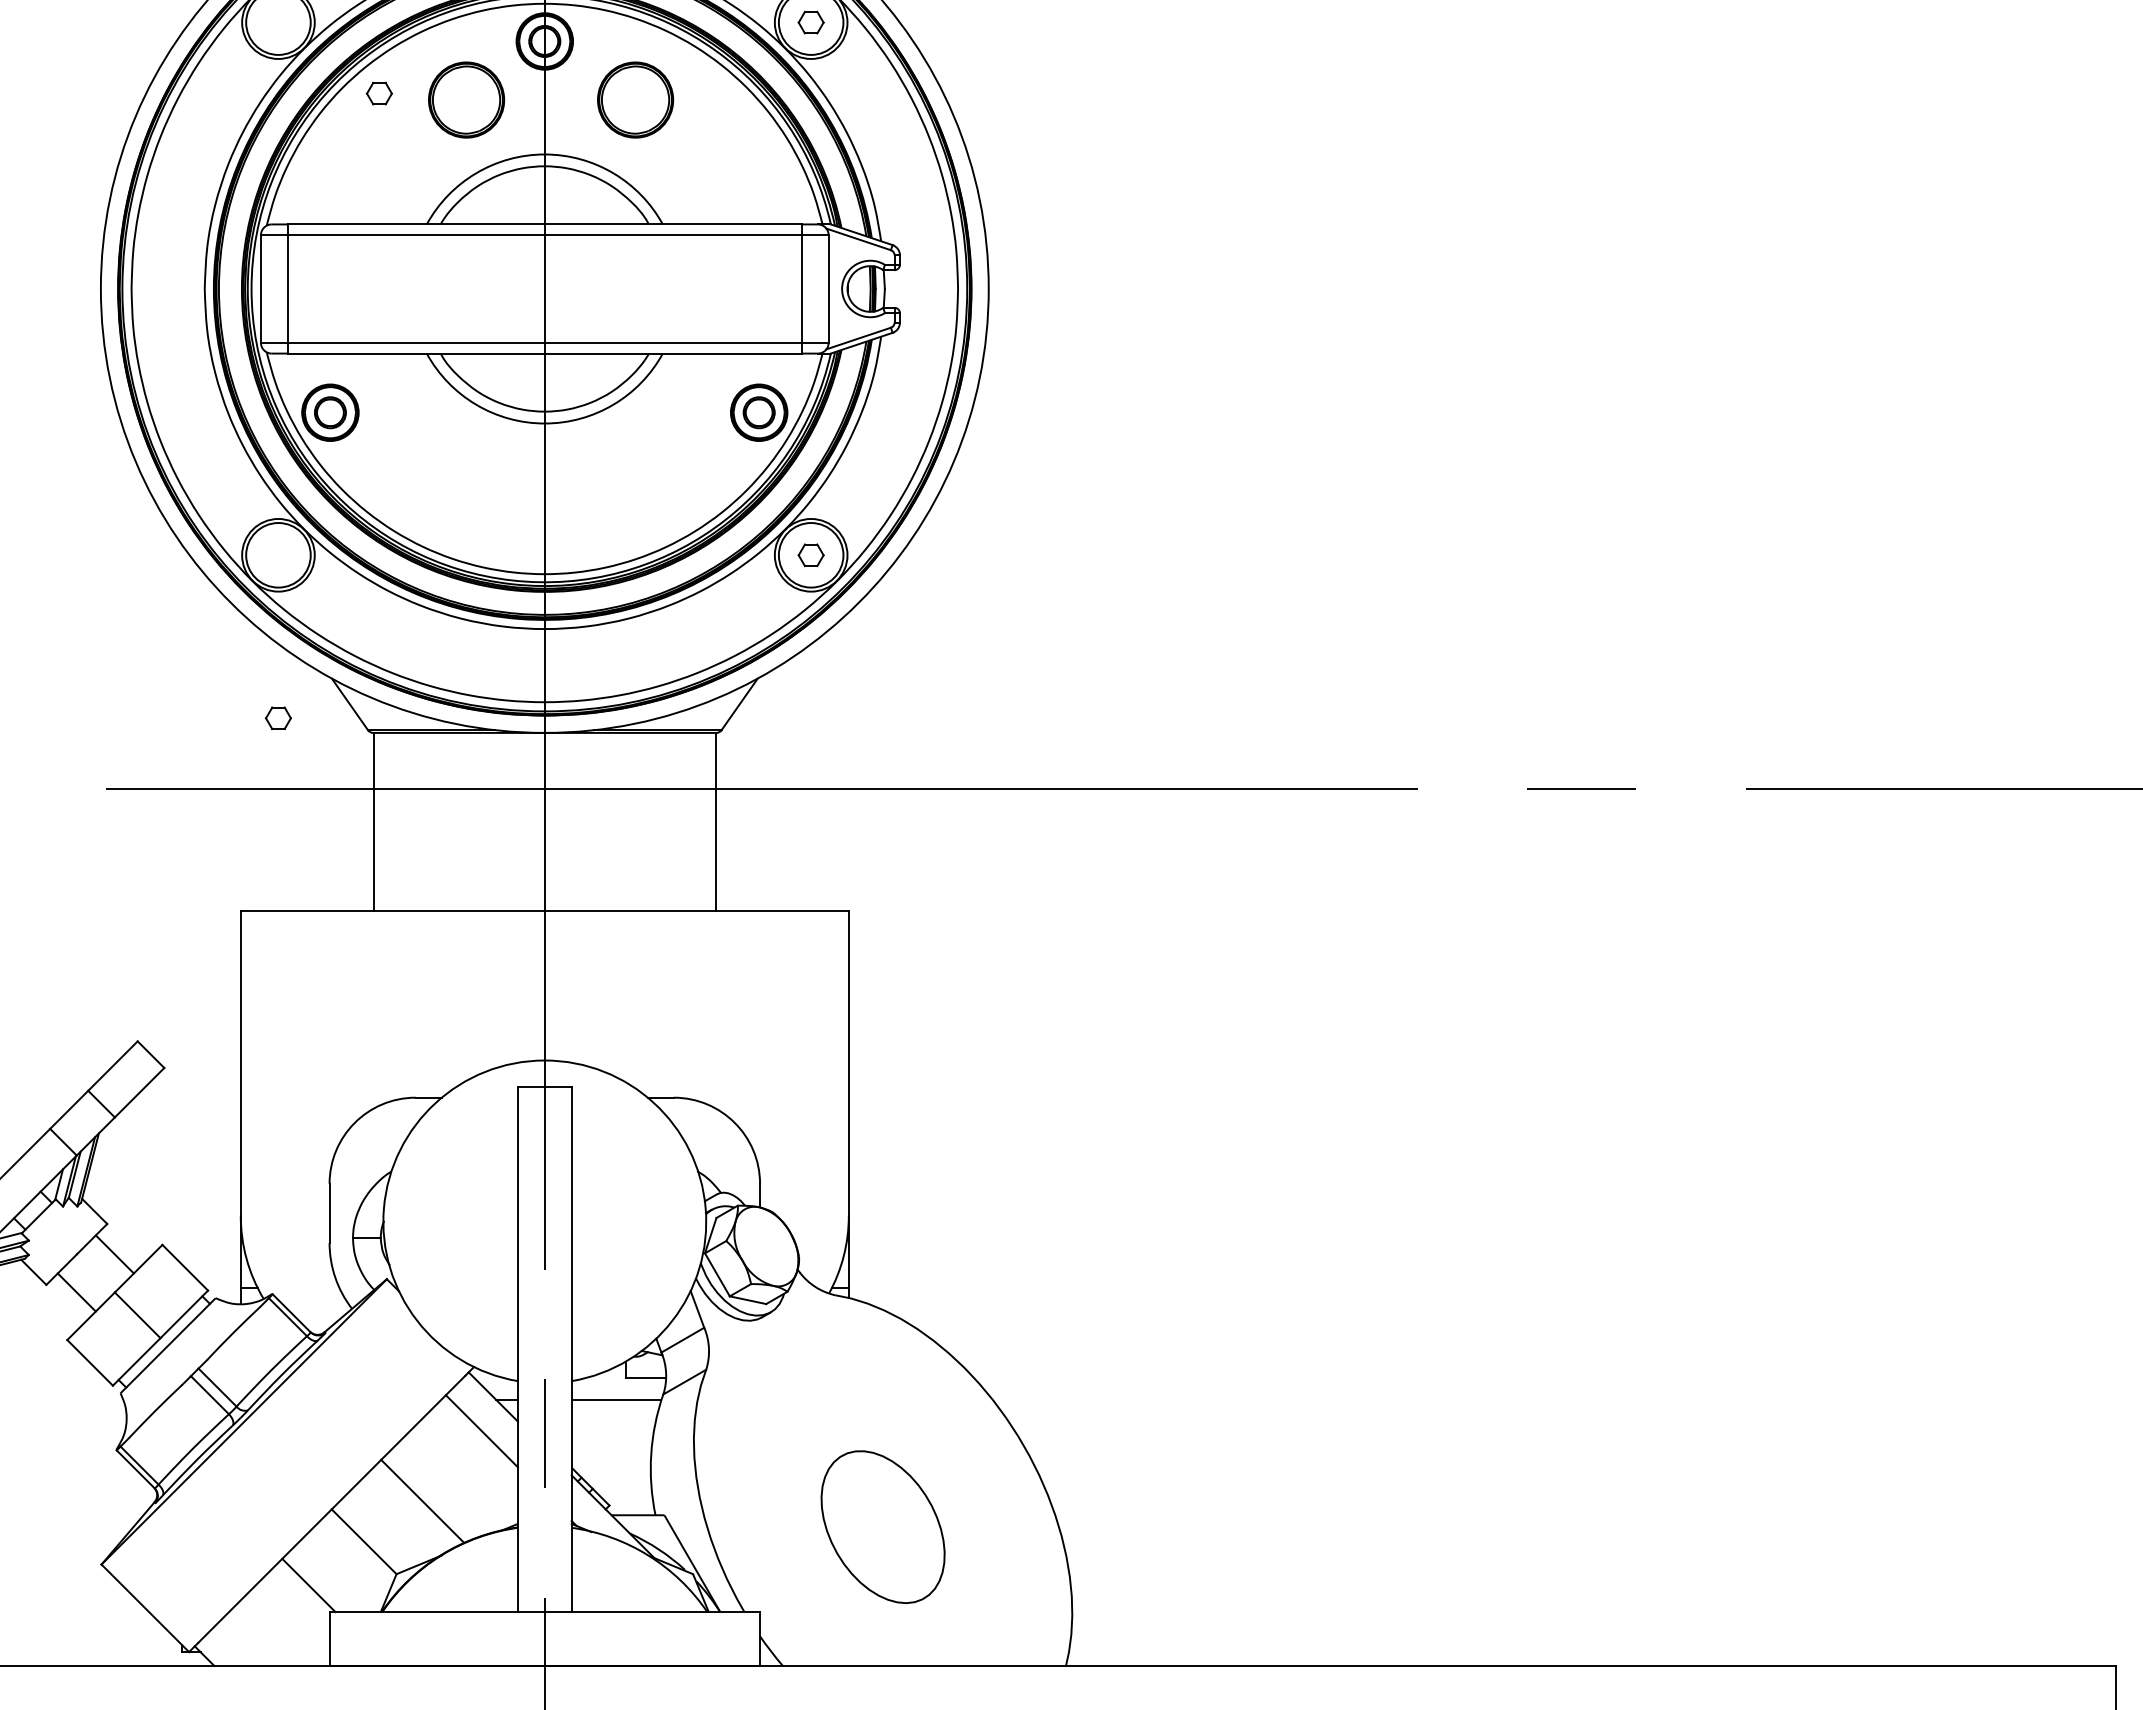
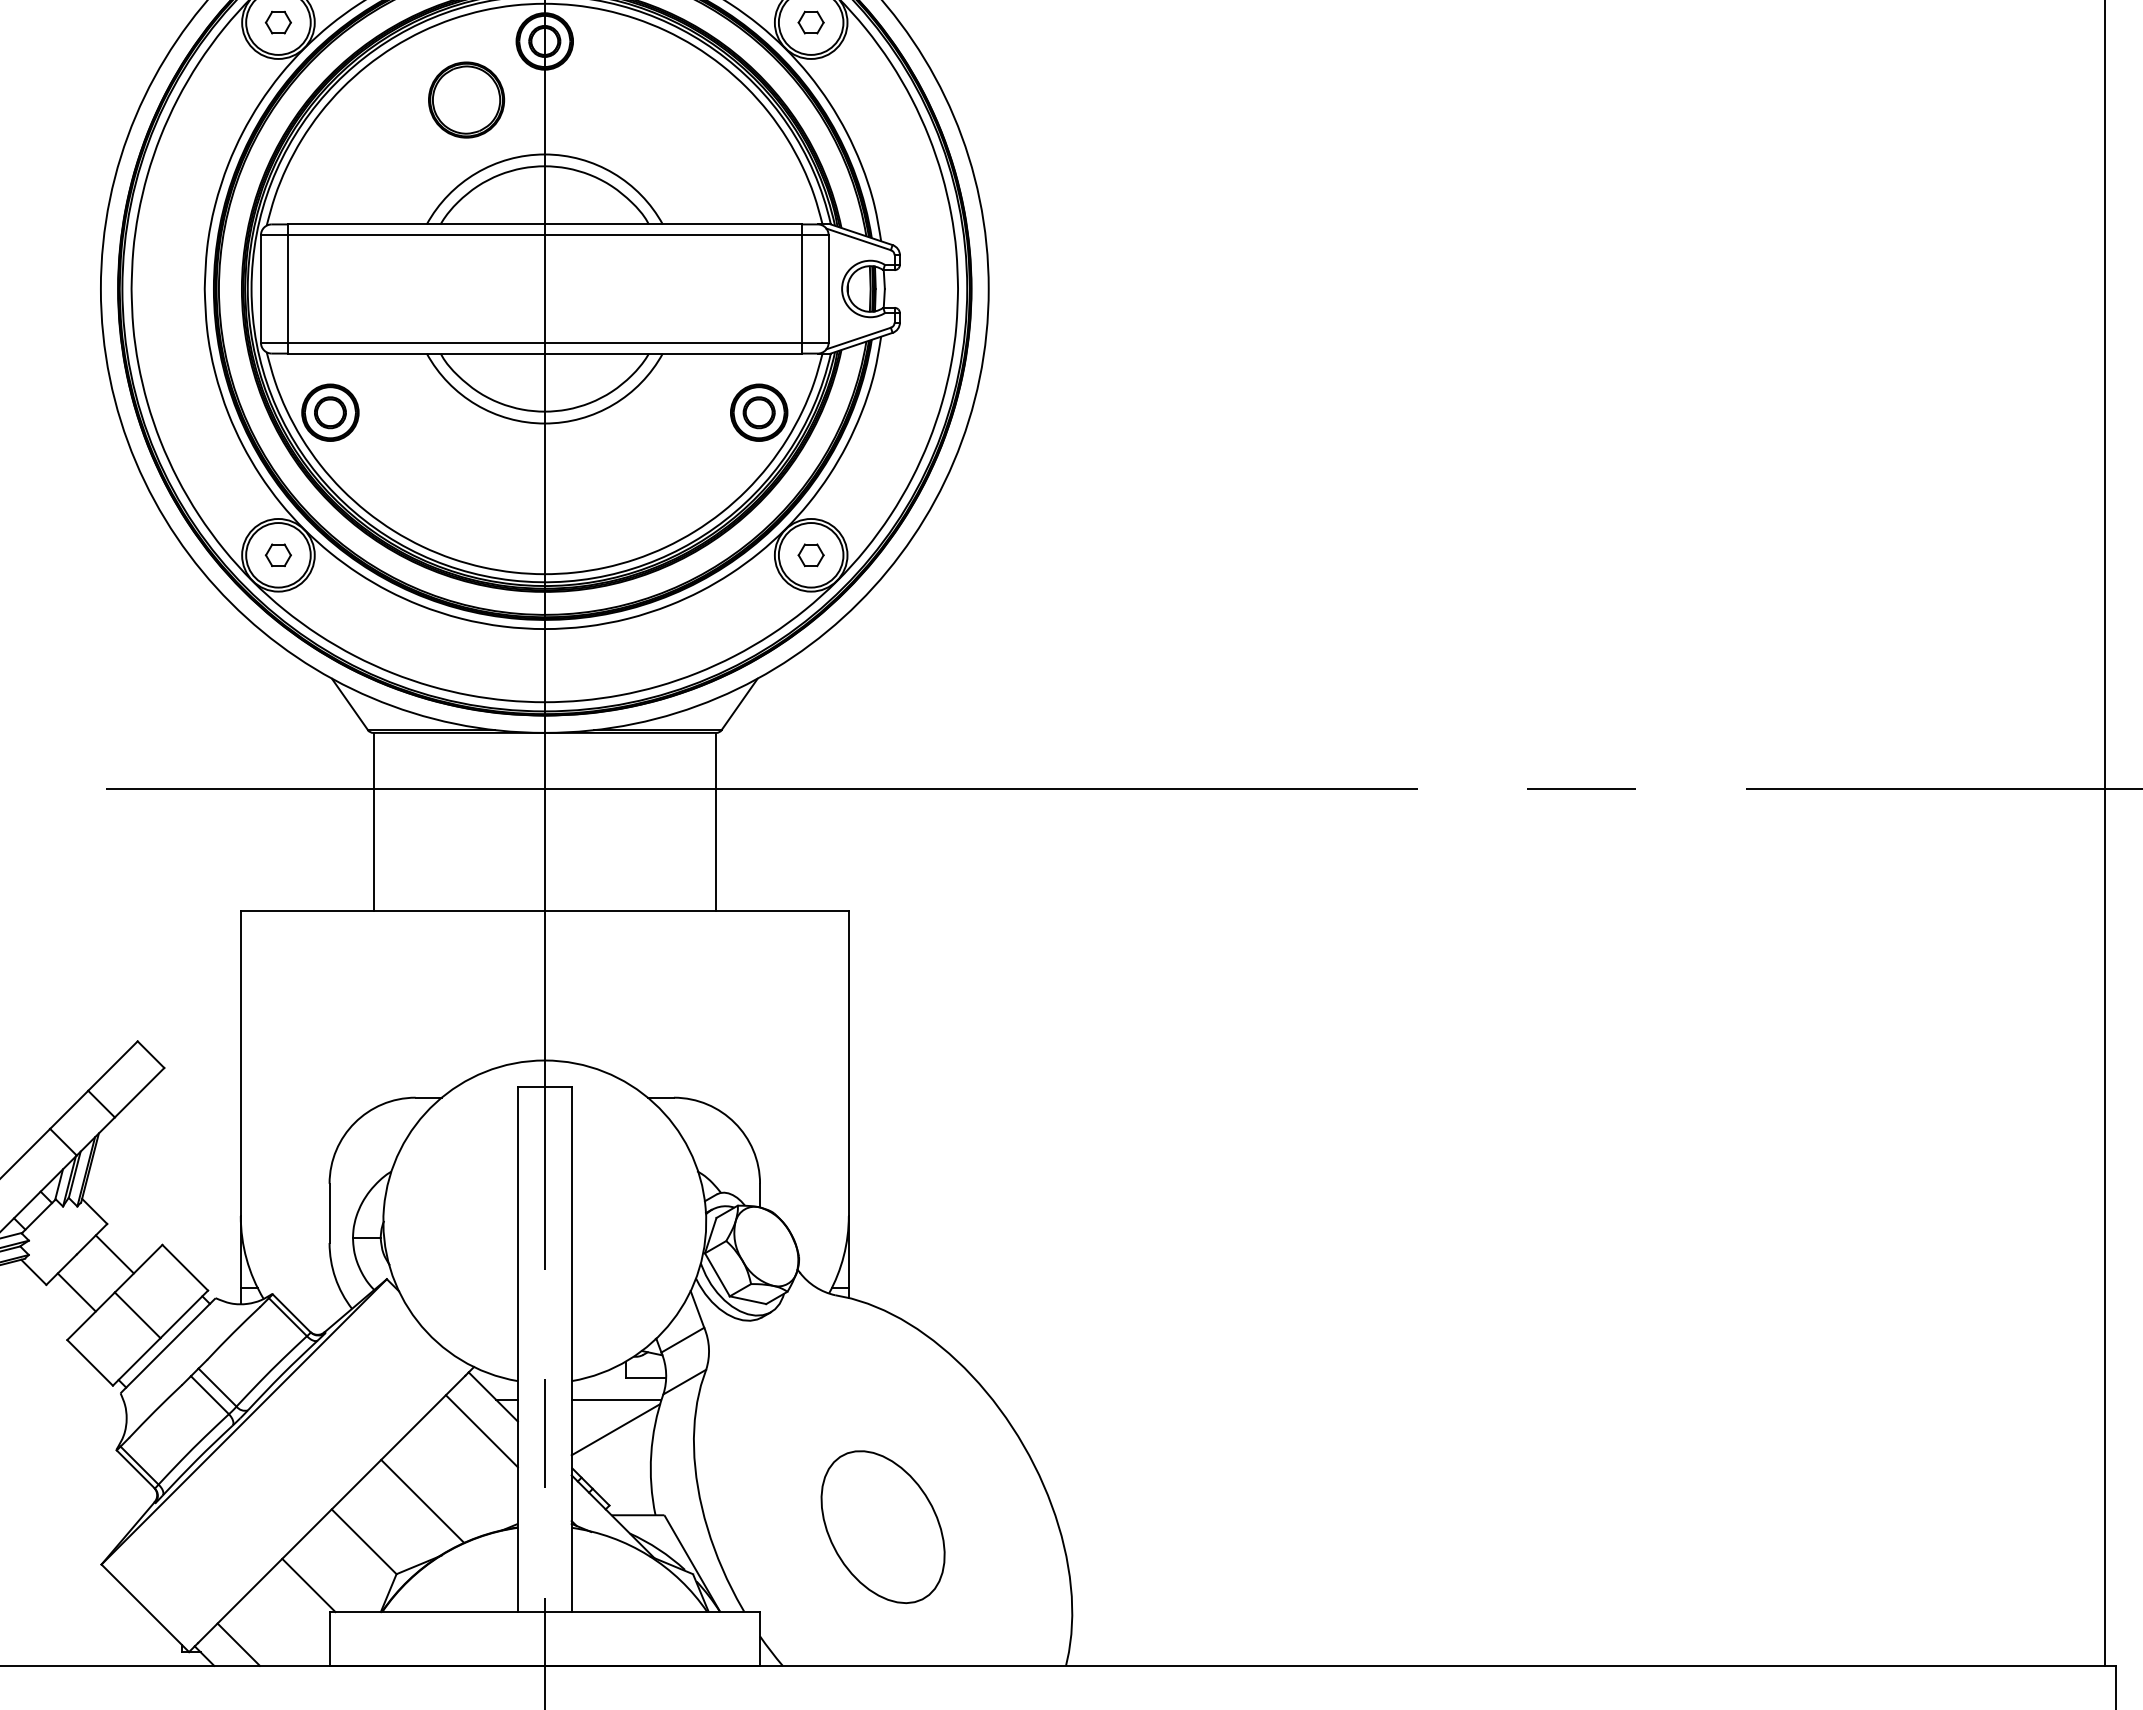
part position: (378, 93) -> (277, 22) (277, 22)
part: present -> none (635, 99)
part position: (277, 717) -> (277, 554) (277, 554)
line: none -> present (2105, 833)
line: none -> present (615, 1429)
line: none -> present (238, 1644)
